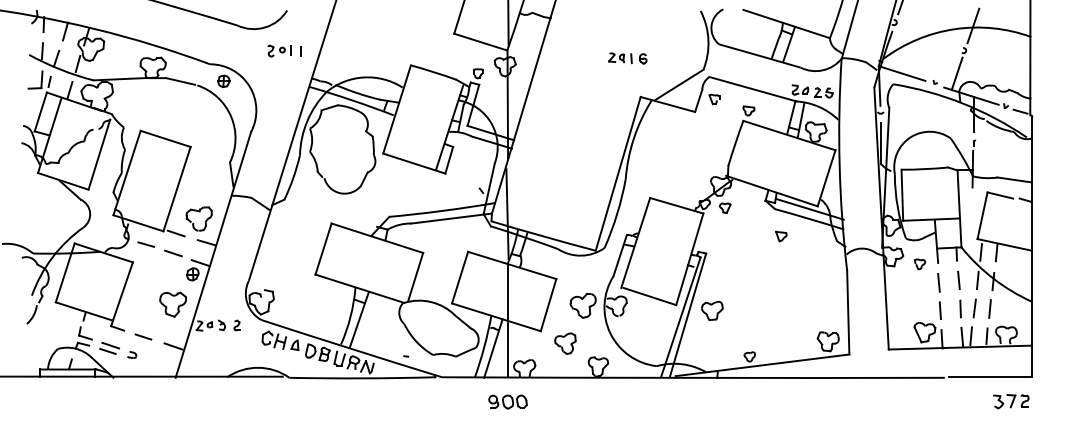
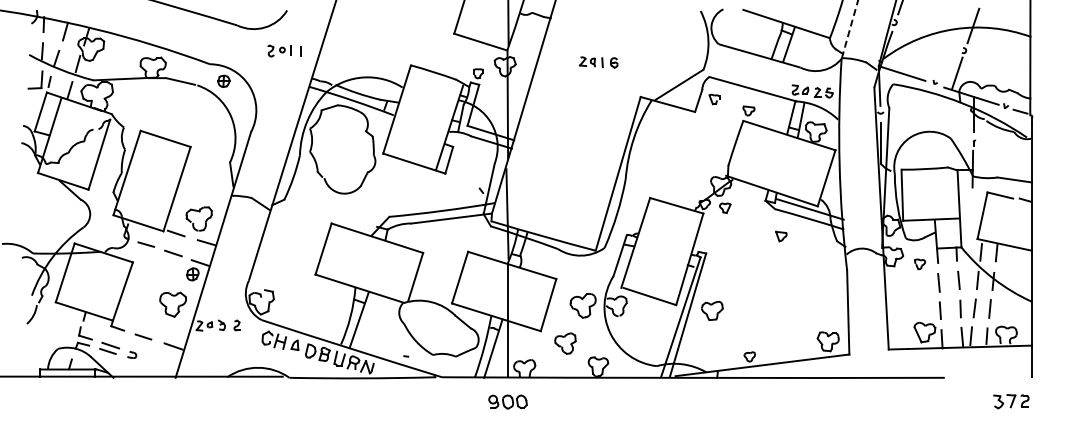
arc: solid -> dashed (849, 29)
part position: (627, 58) -> (598, 62) (598, 62)
line: present -> none (989, 377)
